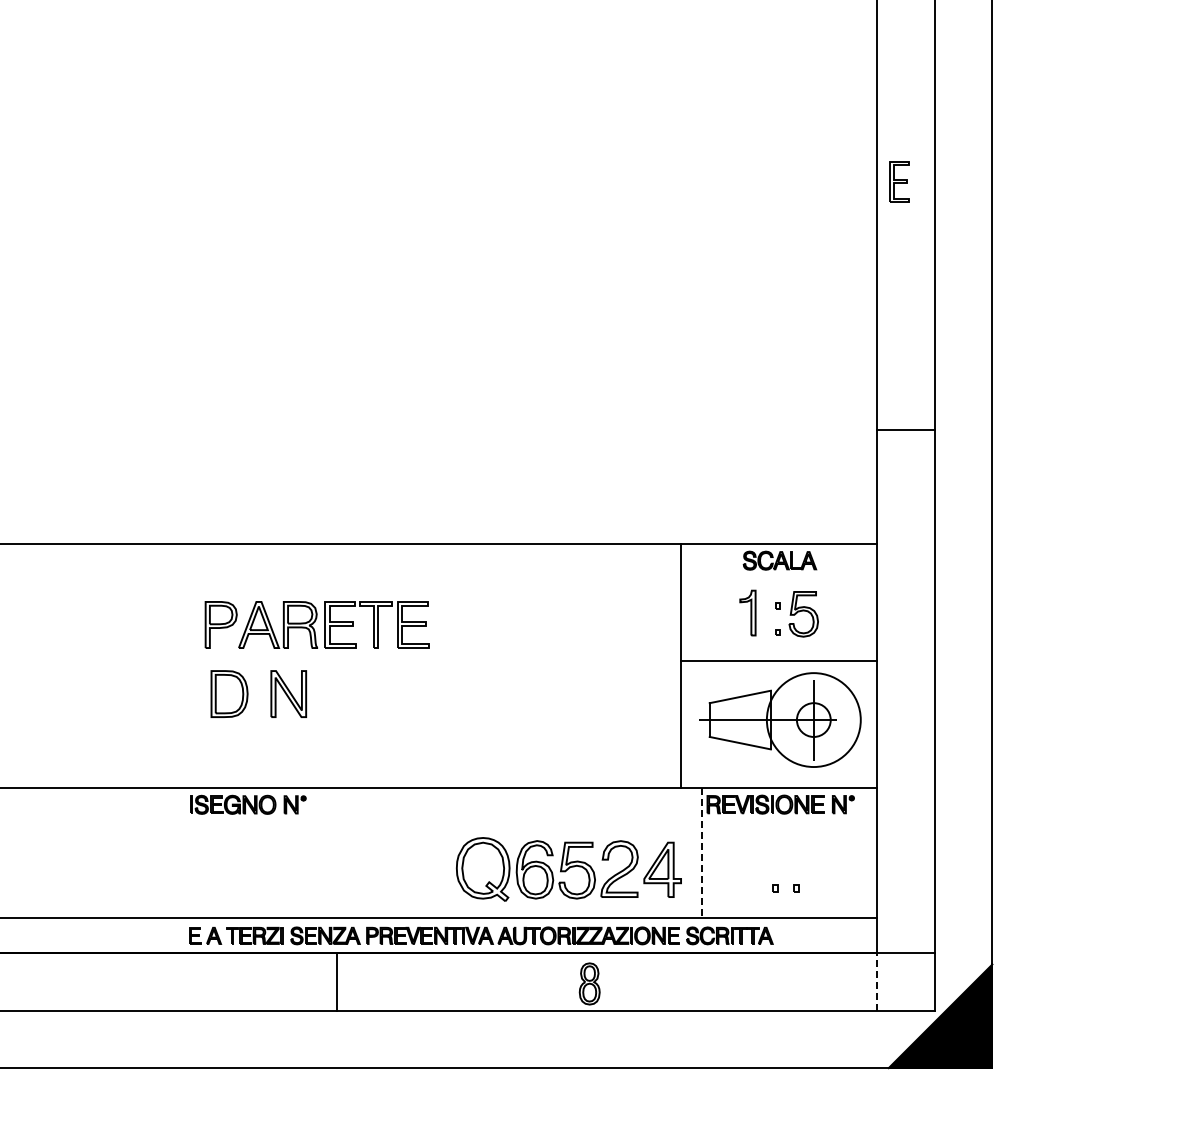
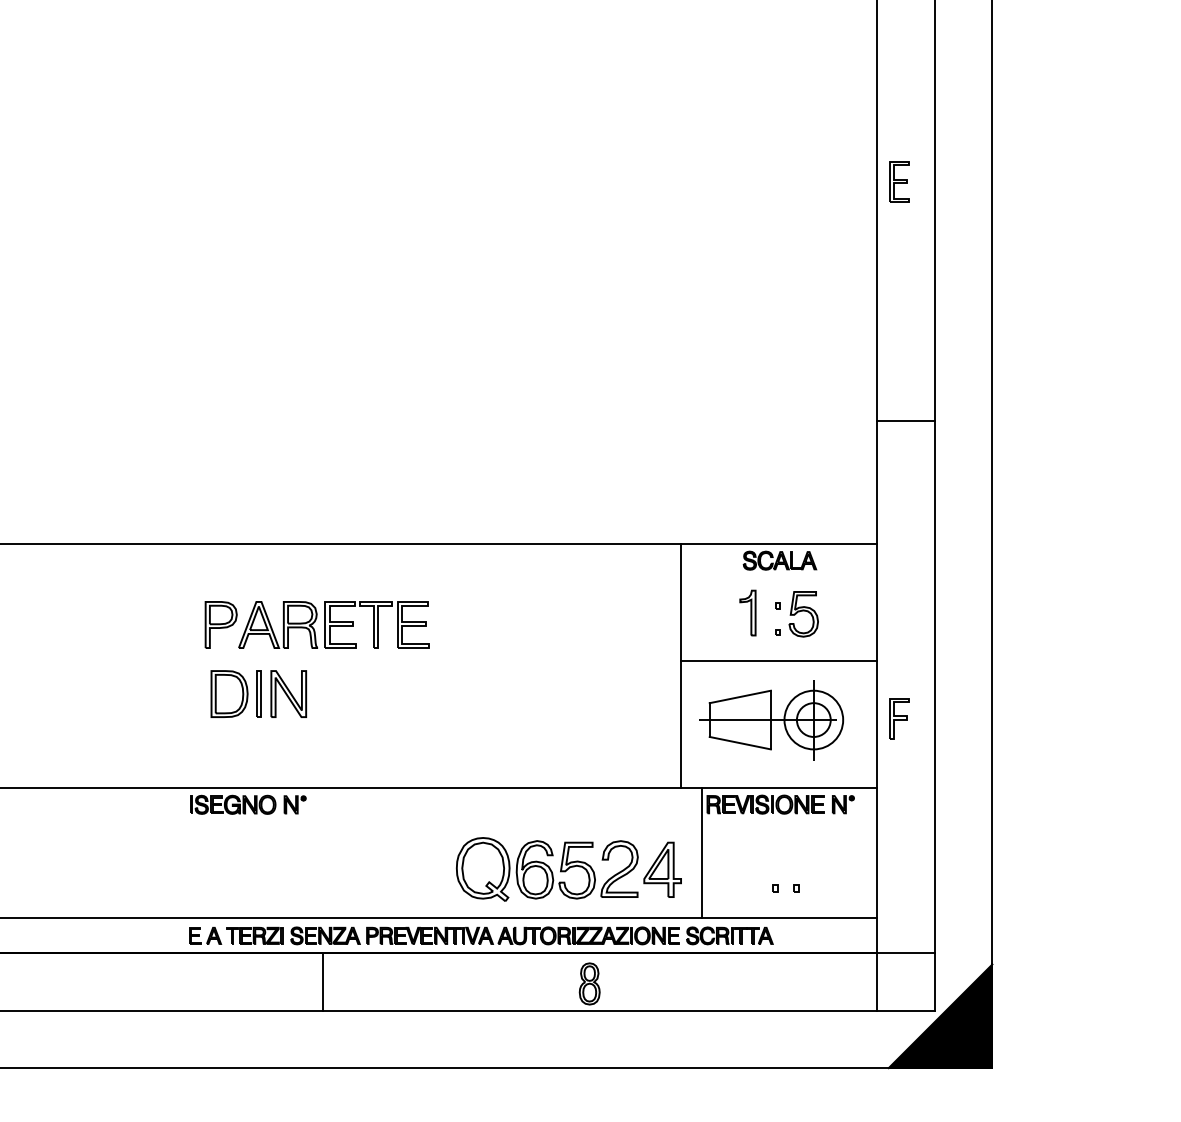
line position: (905, 430) -> (905, 421) (905, 421)
part: none -> present (258, 693)
part: none -> present (899, 718)
circle diameter: 94 px -> 59 px (813, 719)
line: dashed -> solid (702, 853)
line position: (336, 981) -> (322, 981) (322, 981)
line: dashed -> solid (877, 981)
